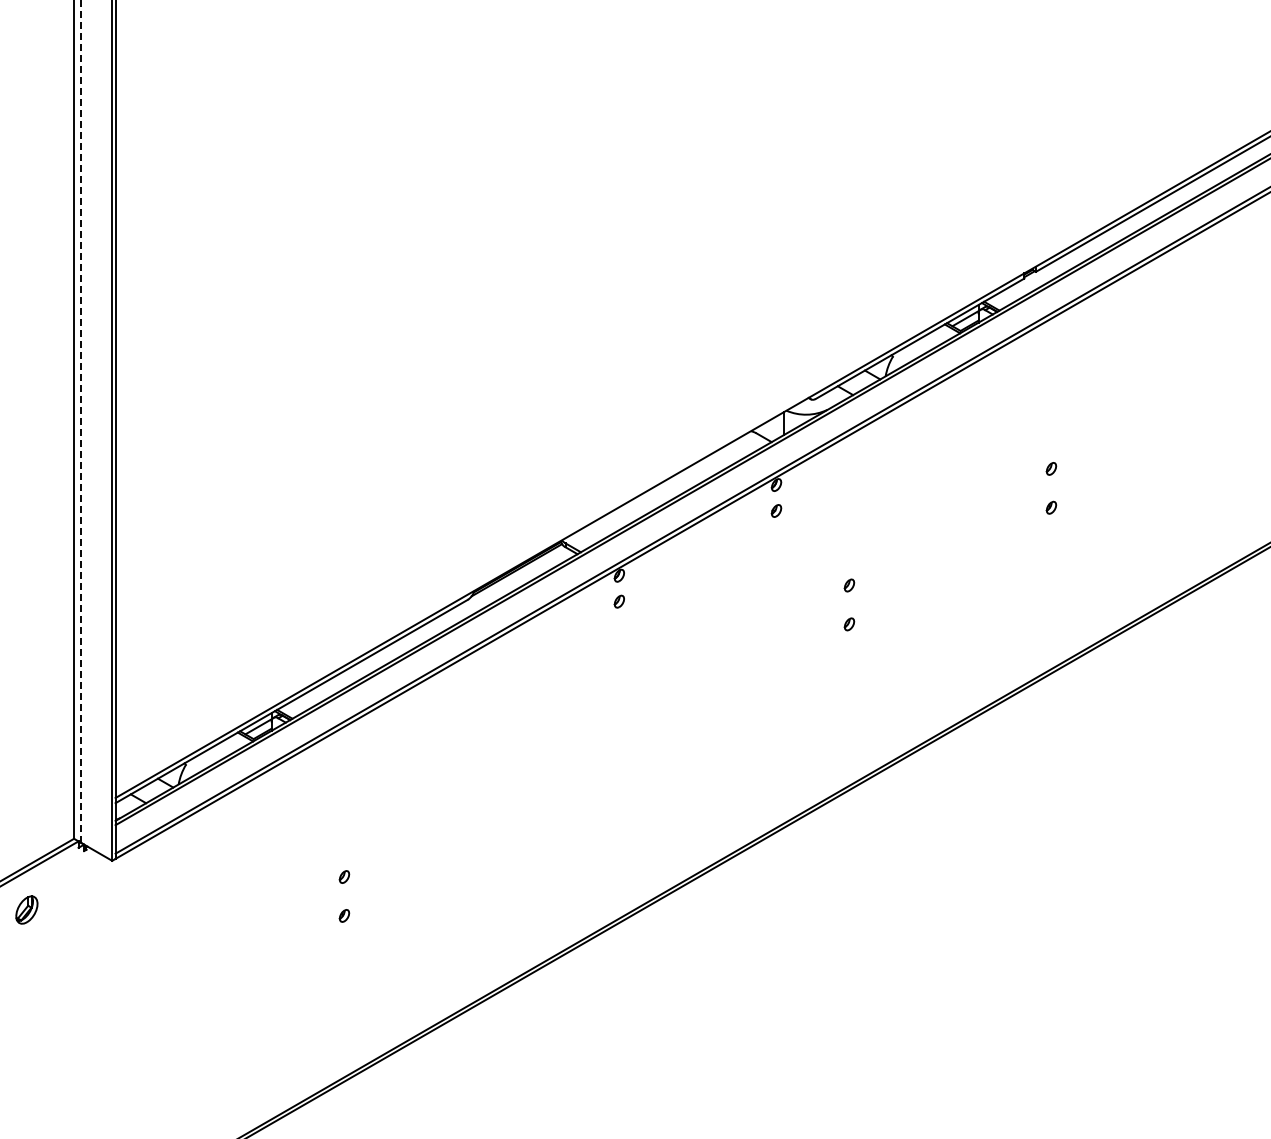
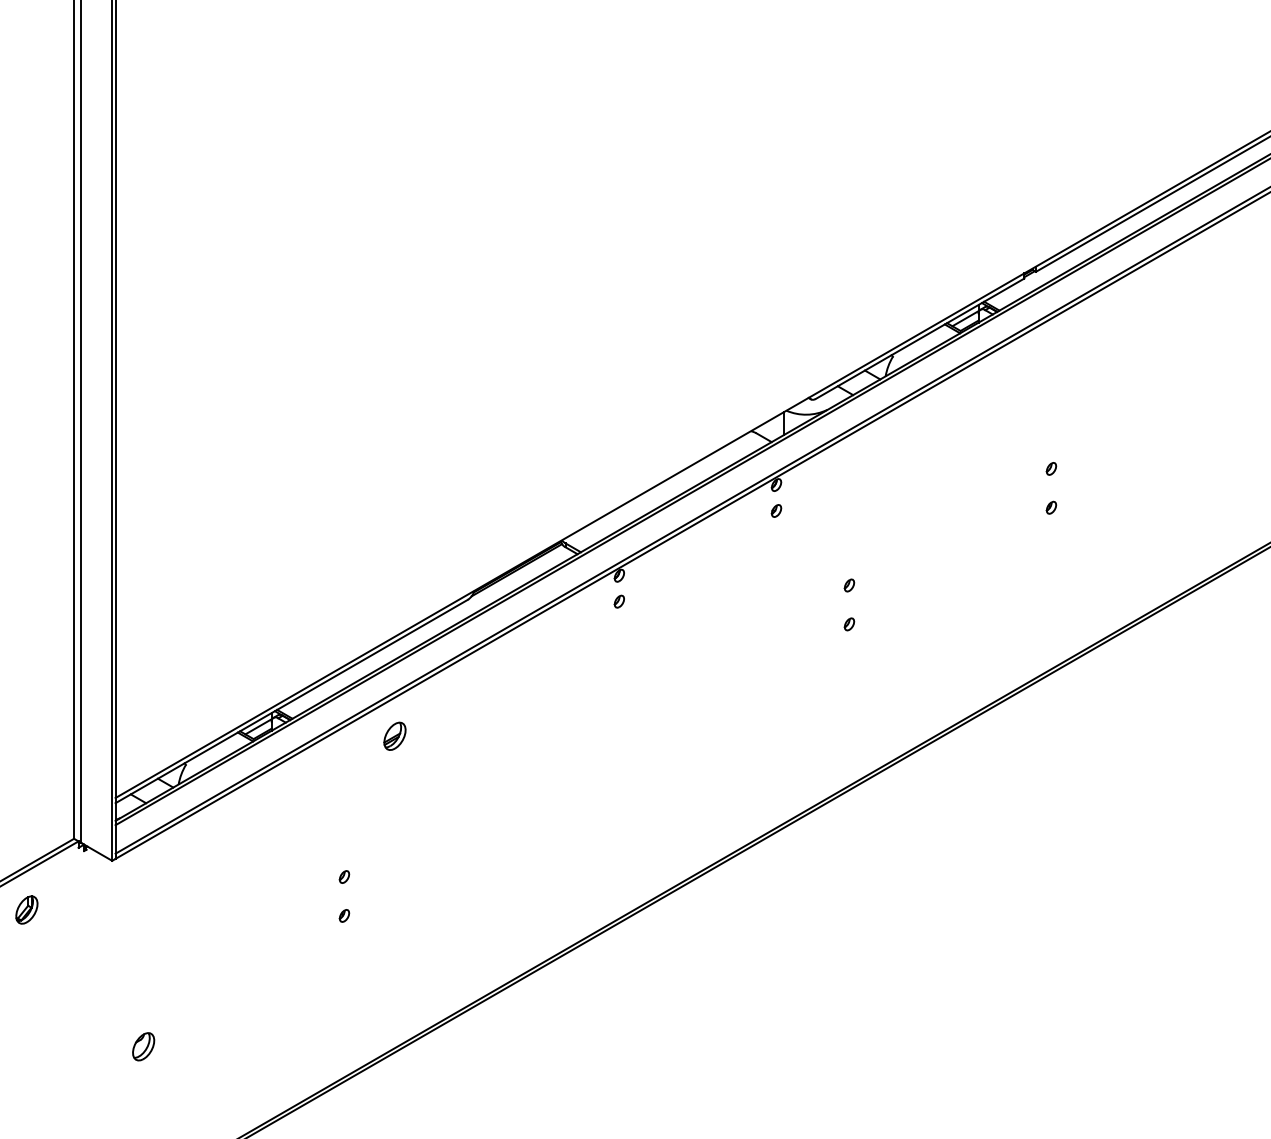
line: dashed -> solid (80, 421)
part: none -> present (394, 735)
part: none -> present (143, 1046)
